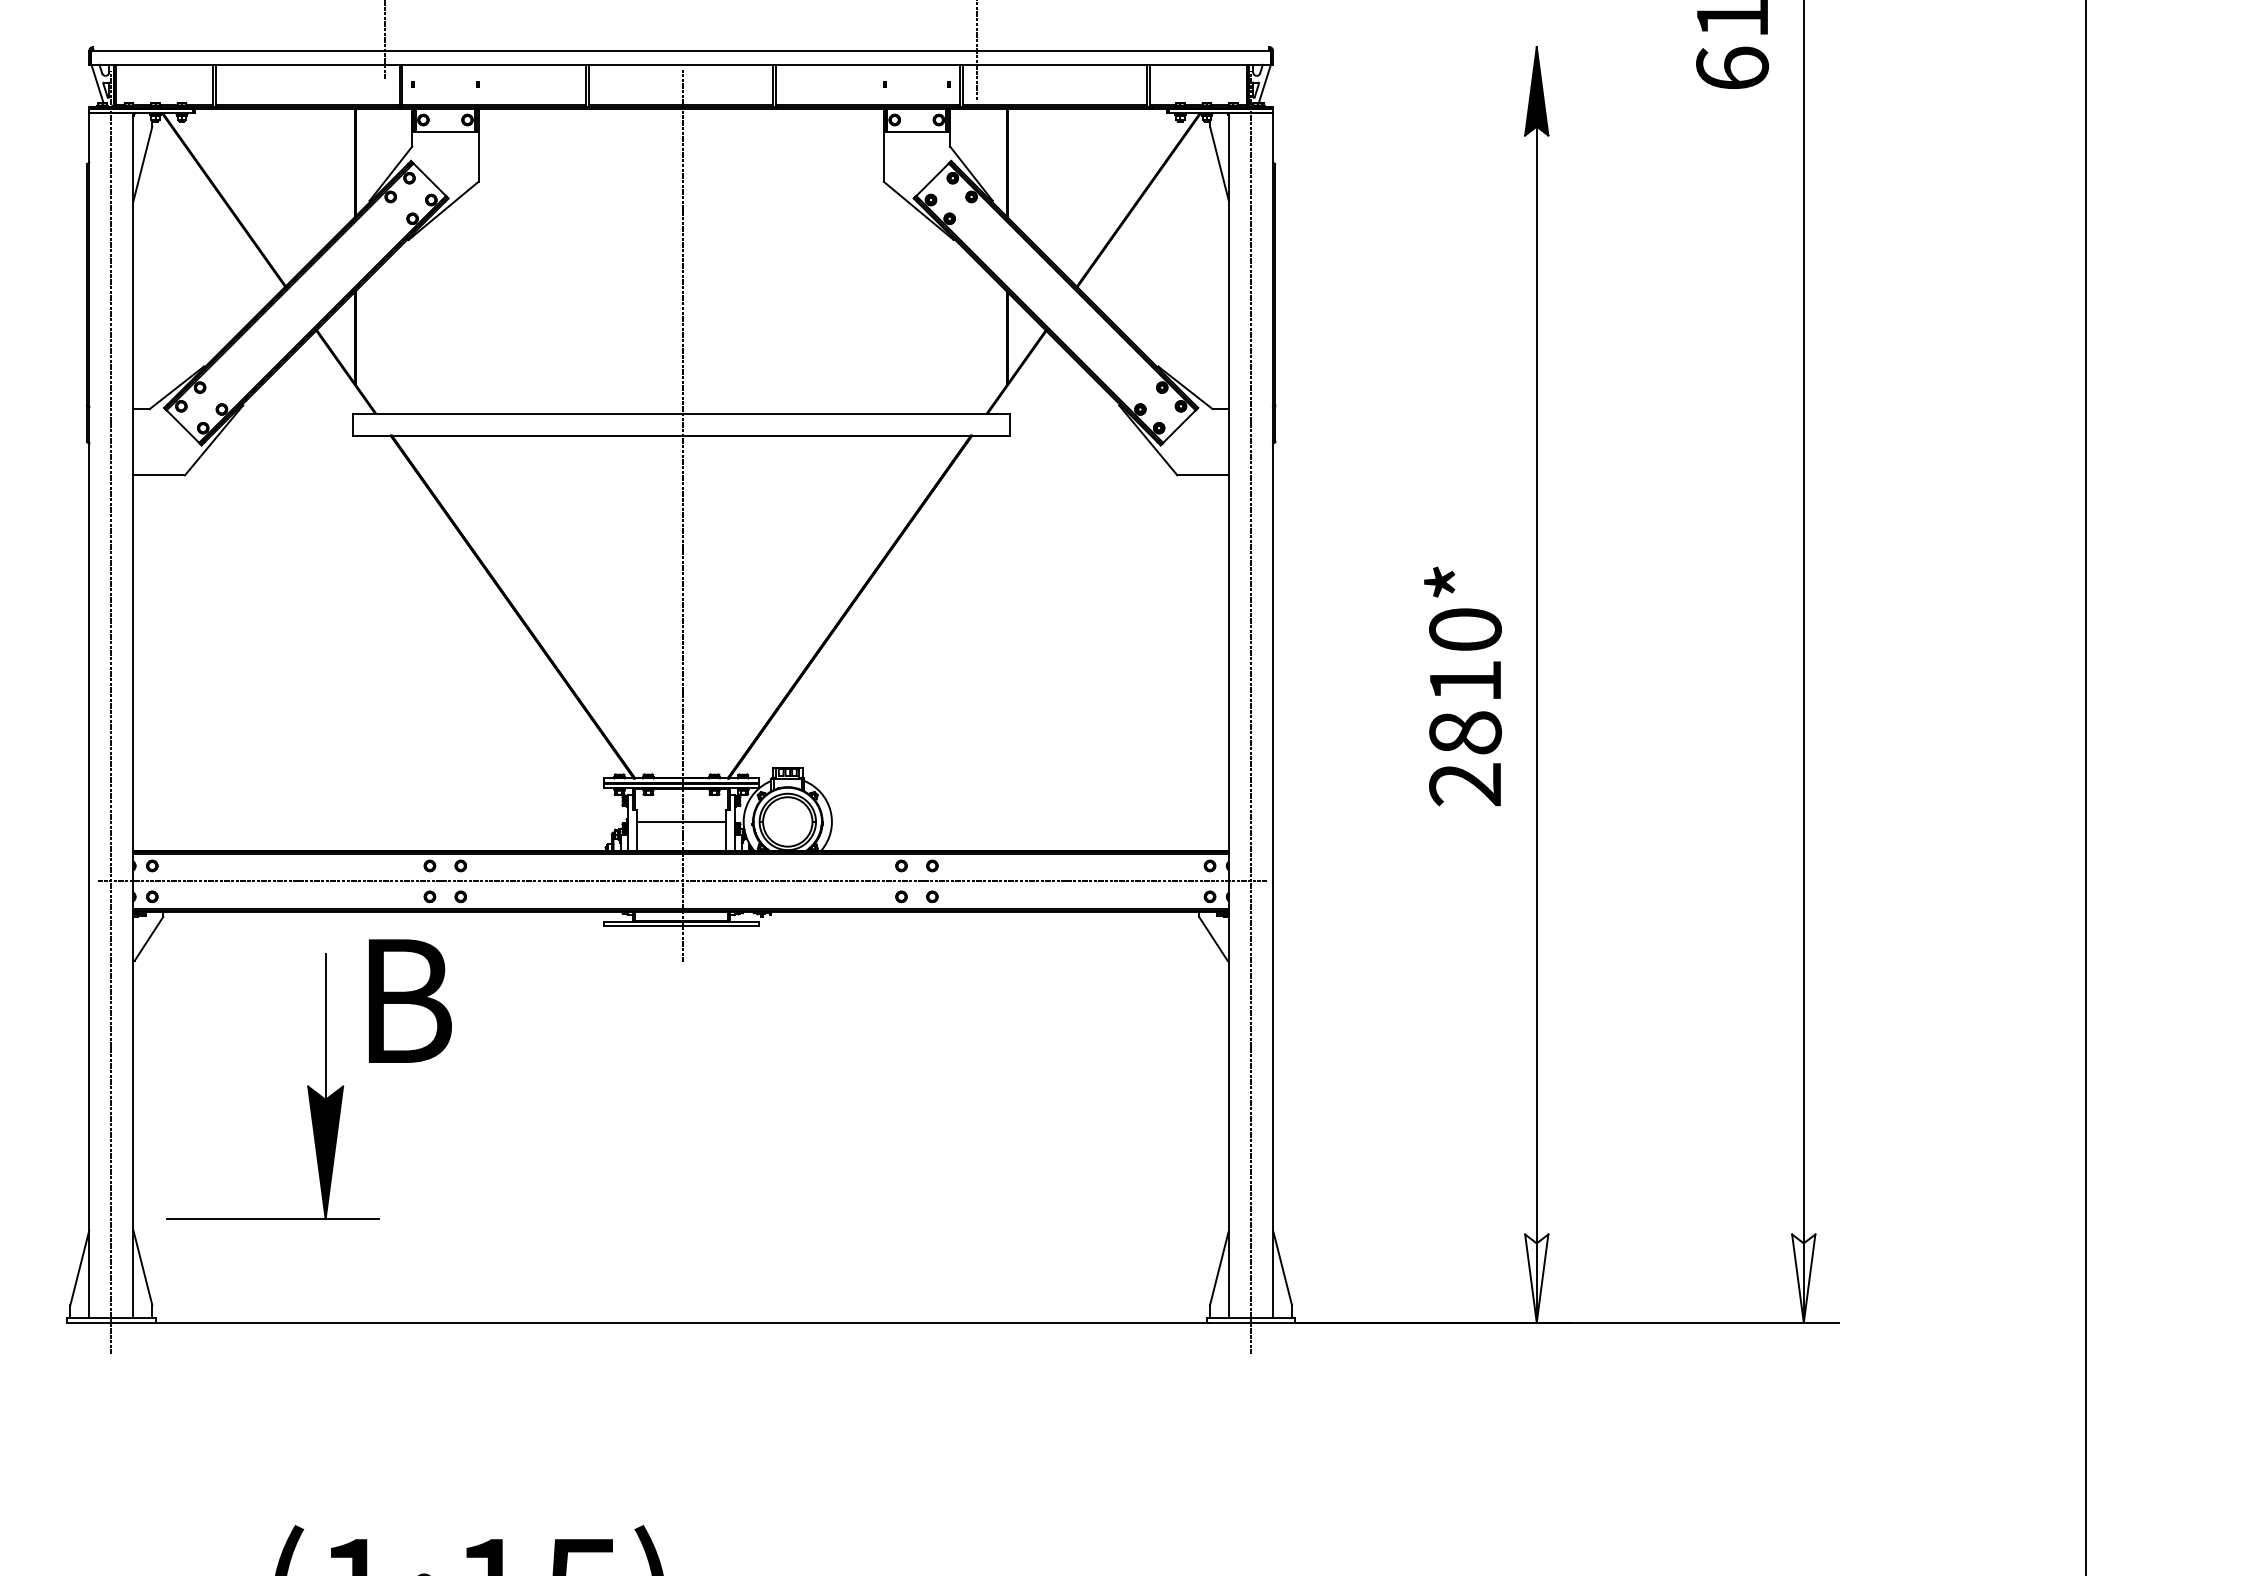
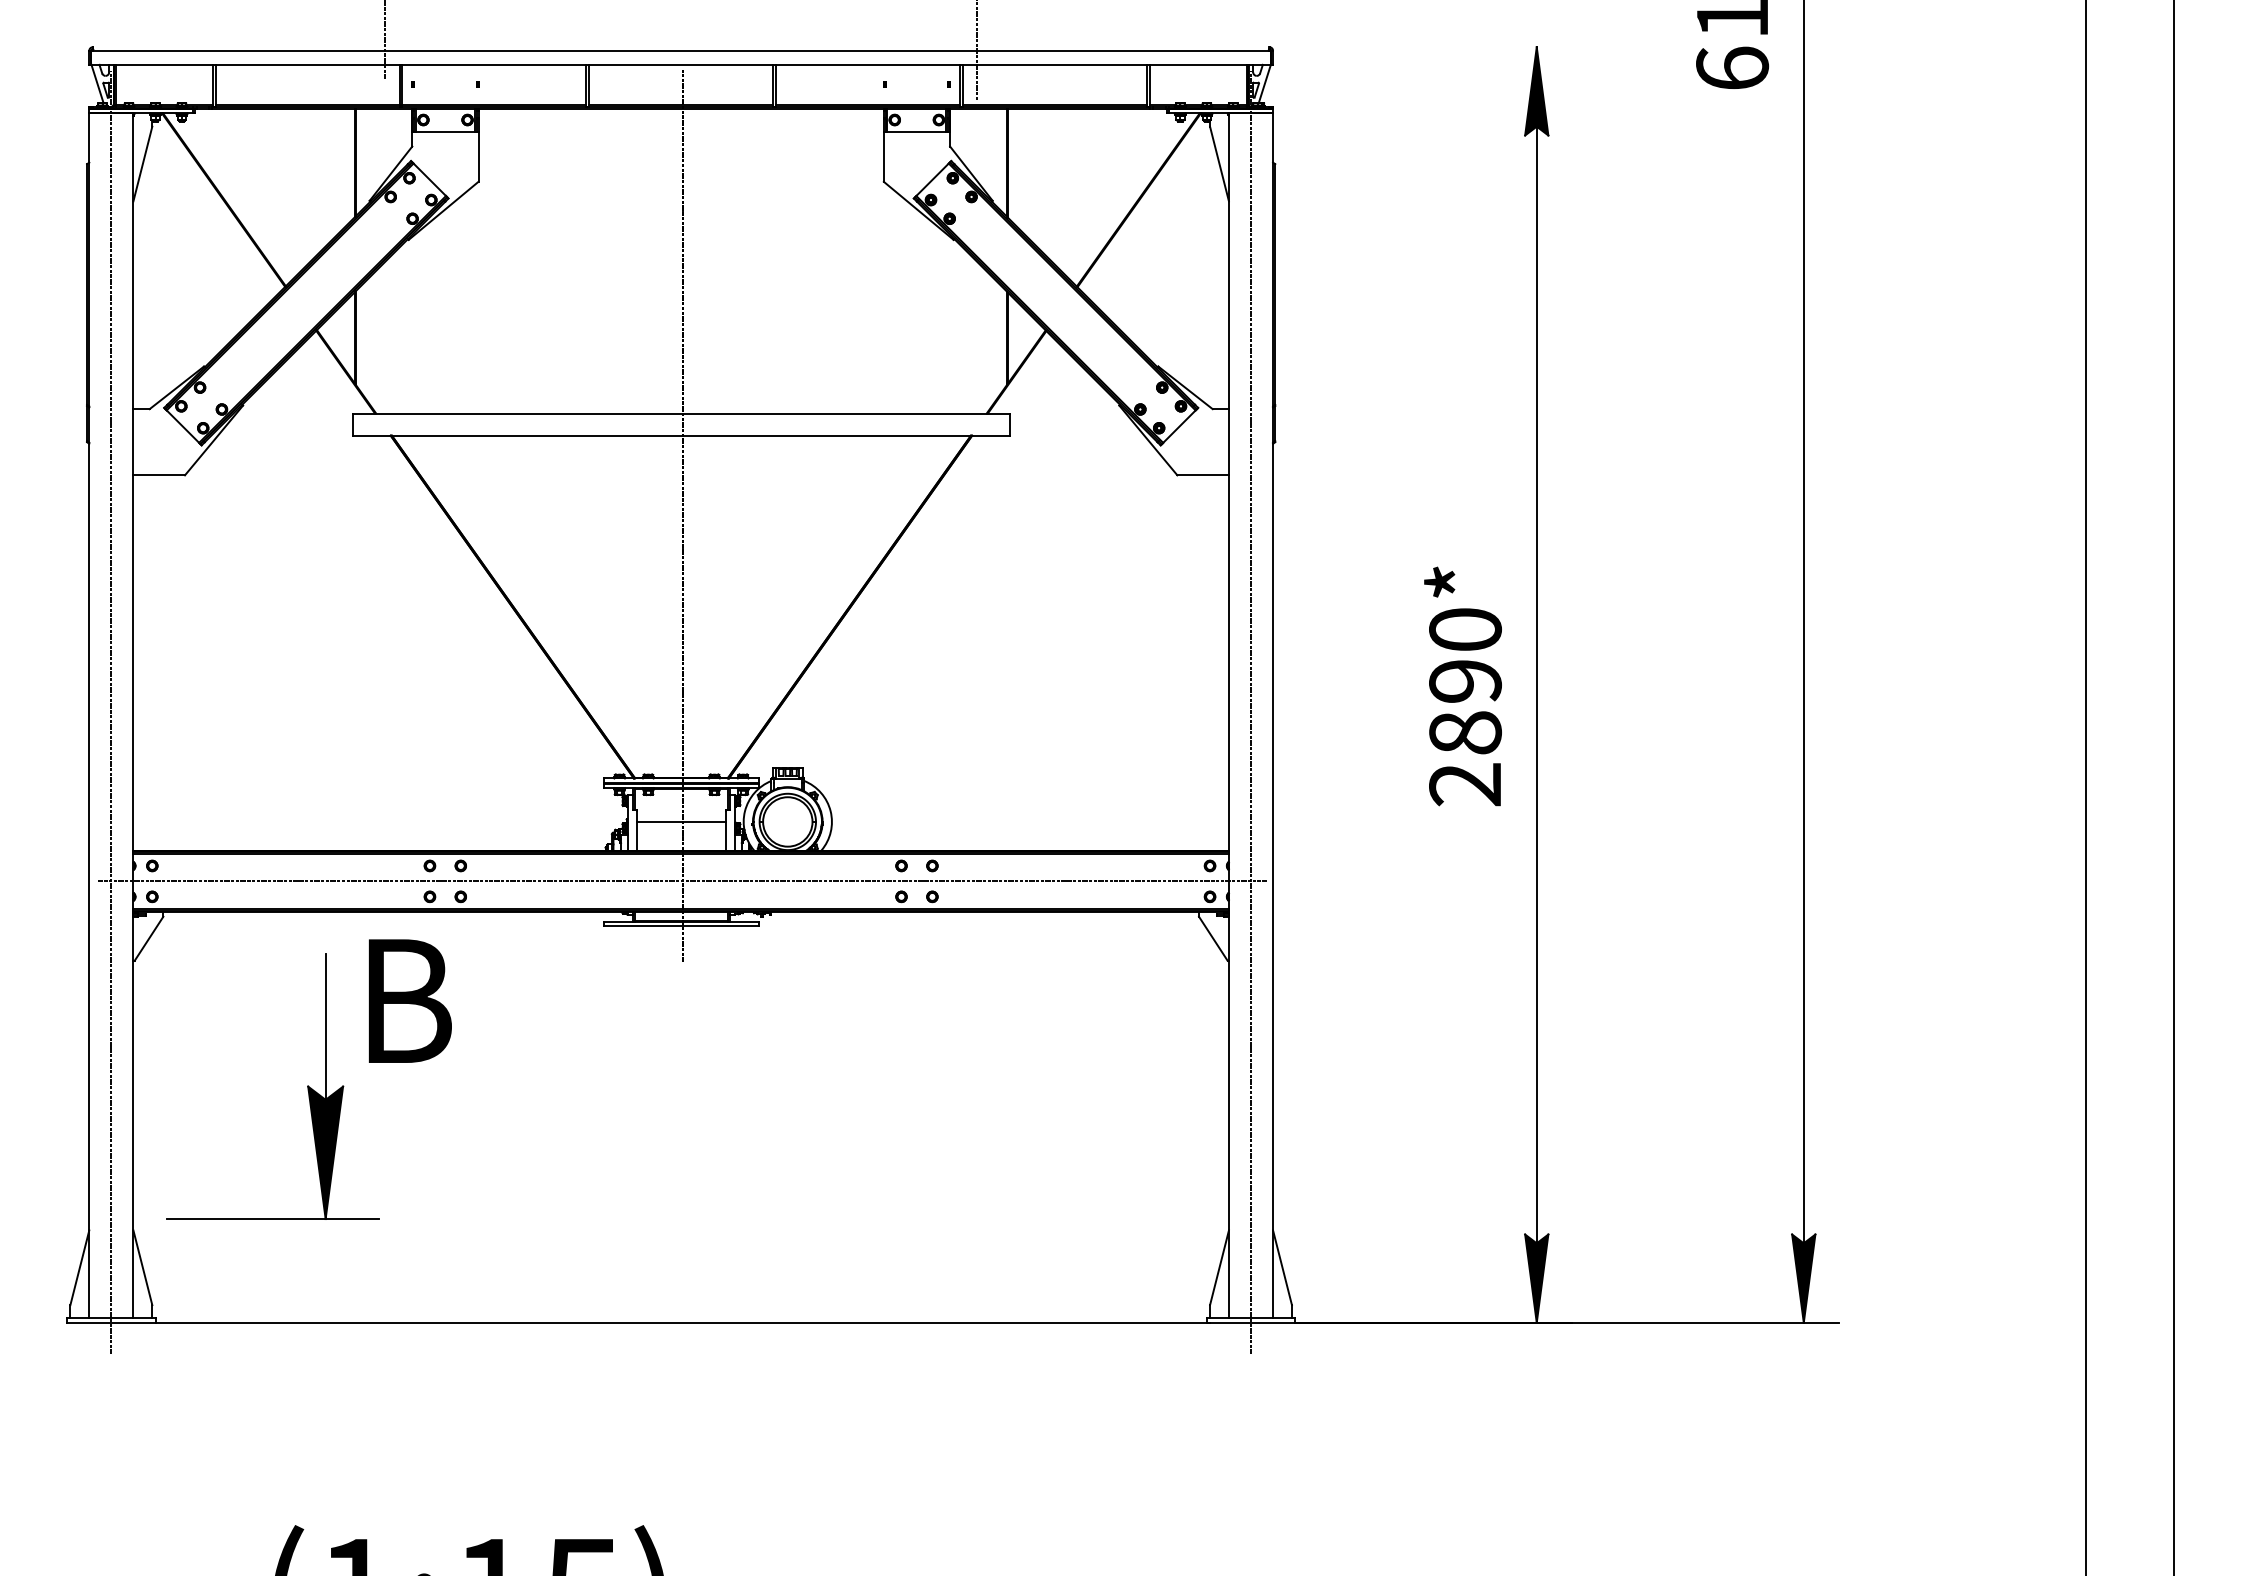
text: 2810* -> 2890* (1465, 681)
line: none -> present (2173, 787)
fill: none -> present (1536, 1278)
fill: none -> present (1803, 1278)
